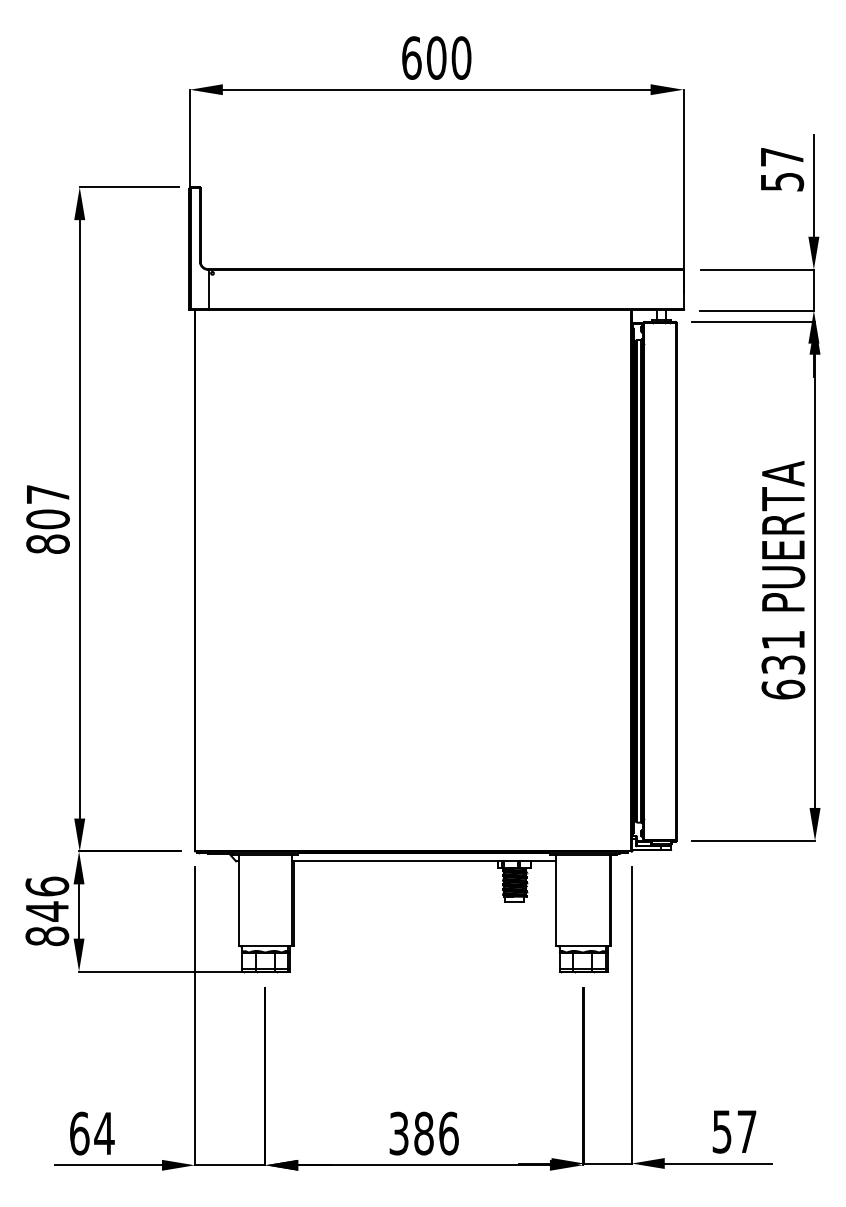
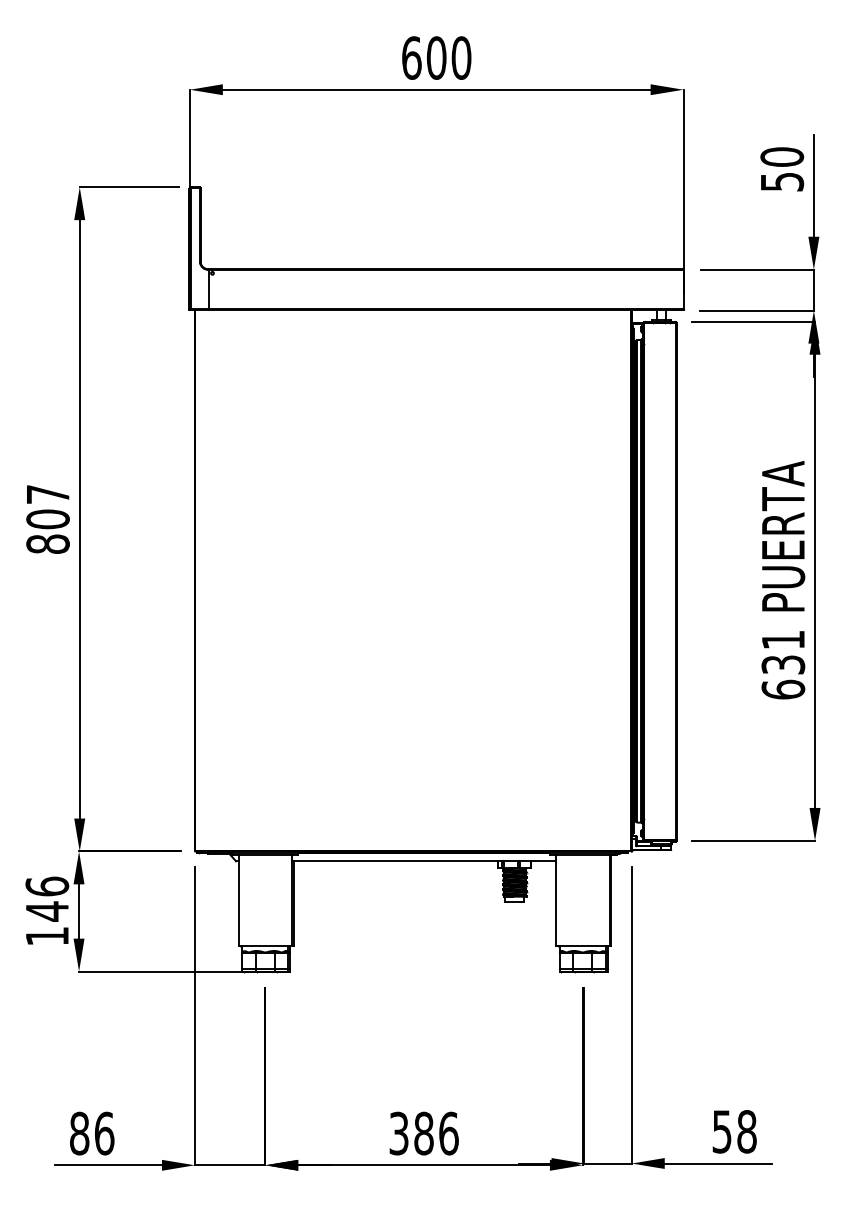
text: 57 -> 50 (782, 156)
text: 846 -> 146 (47, 936)
text: 57 -> 58 (746, 1131)
text: 64 -> 86 (92, 1133)
